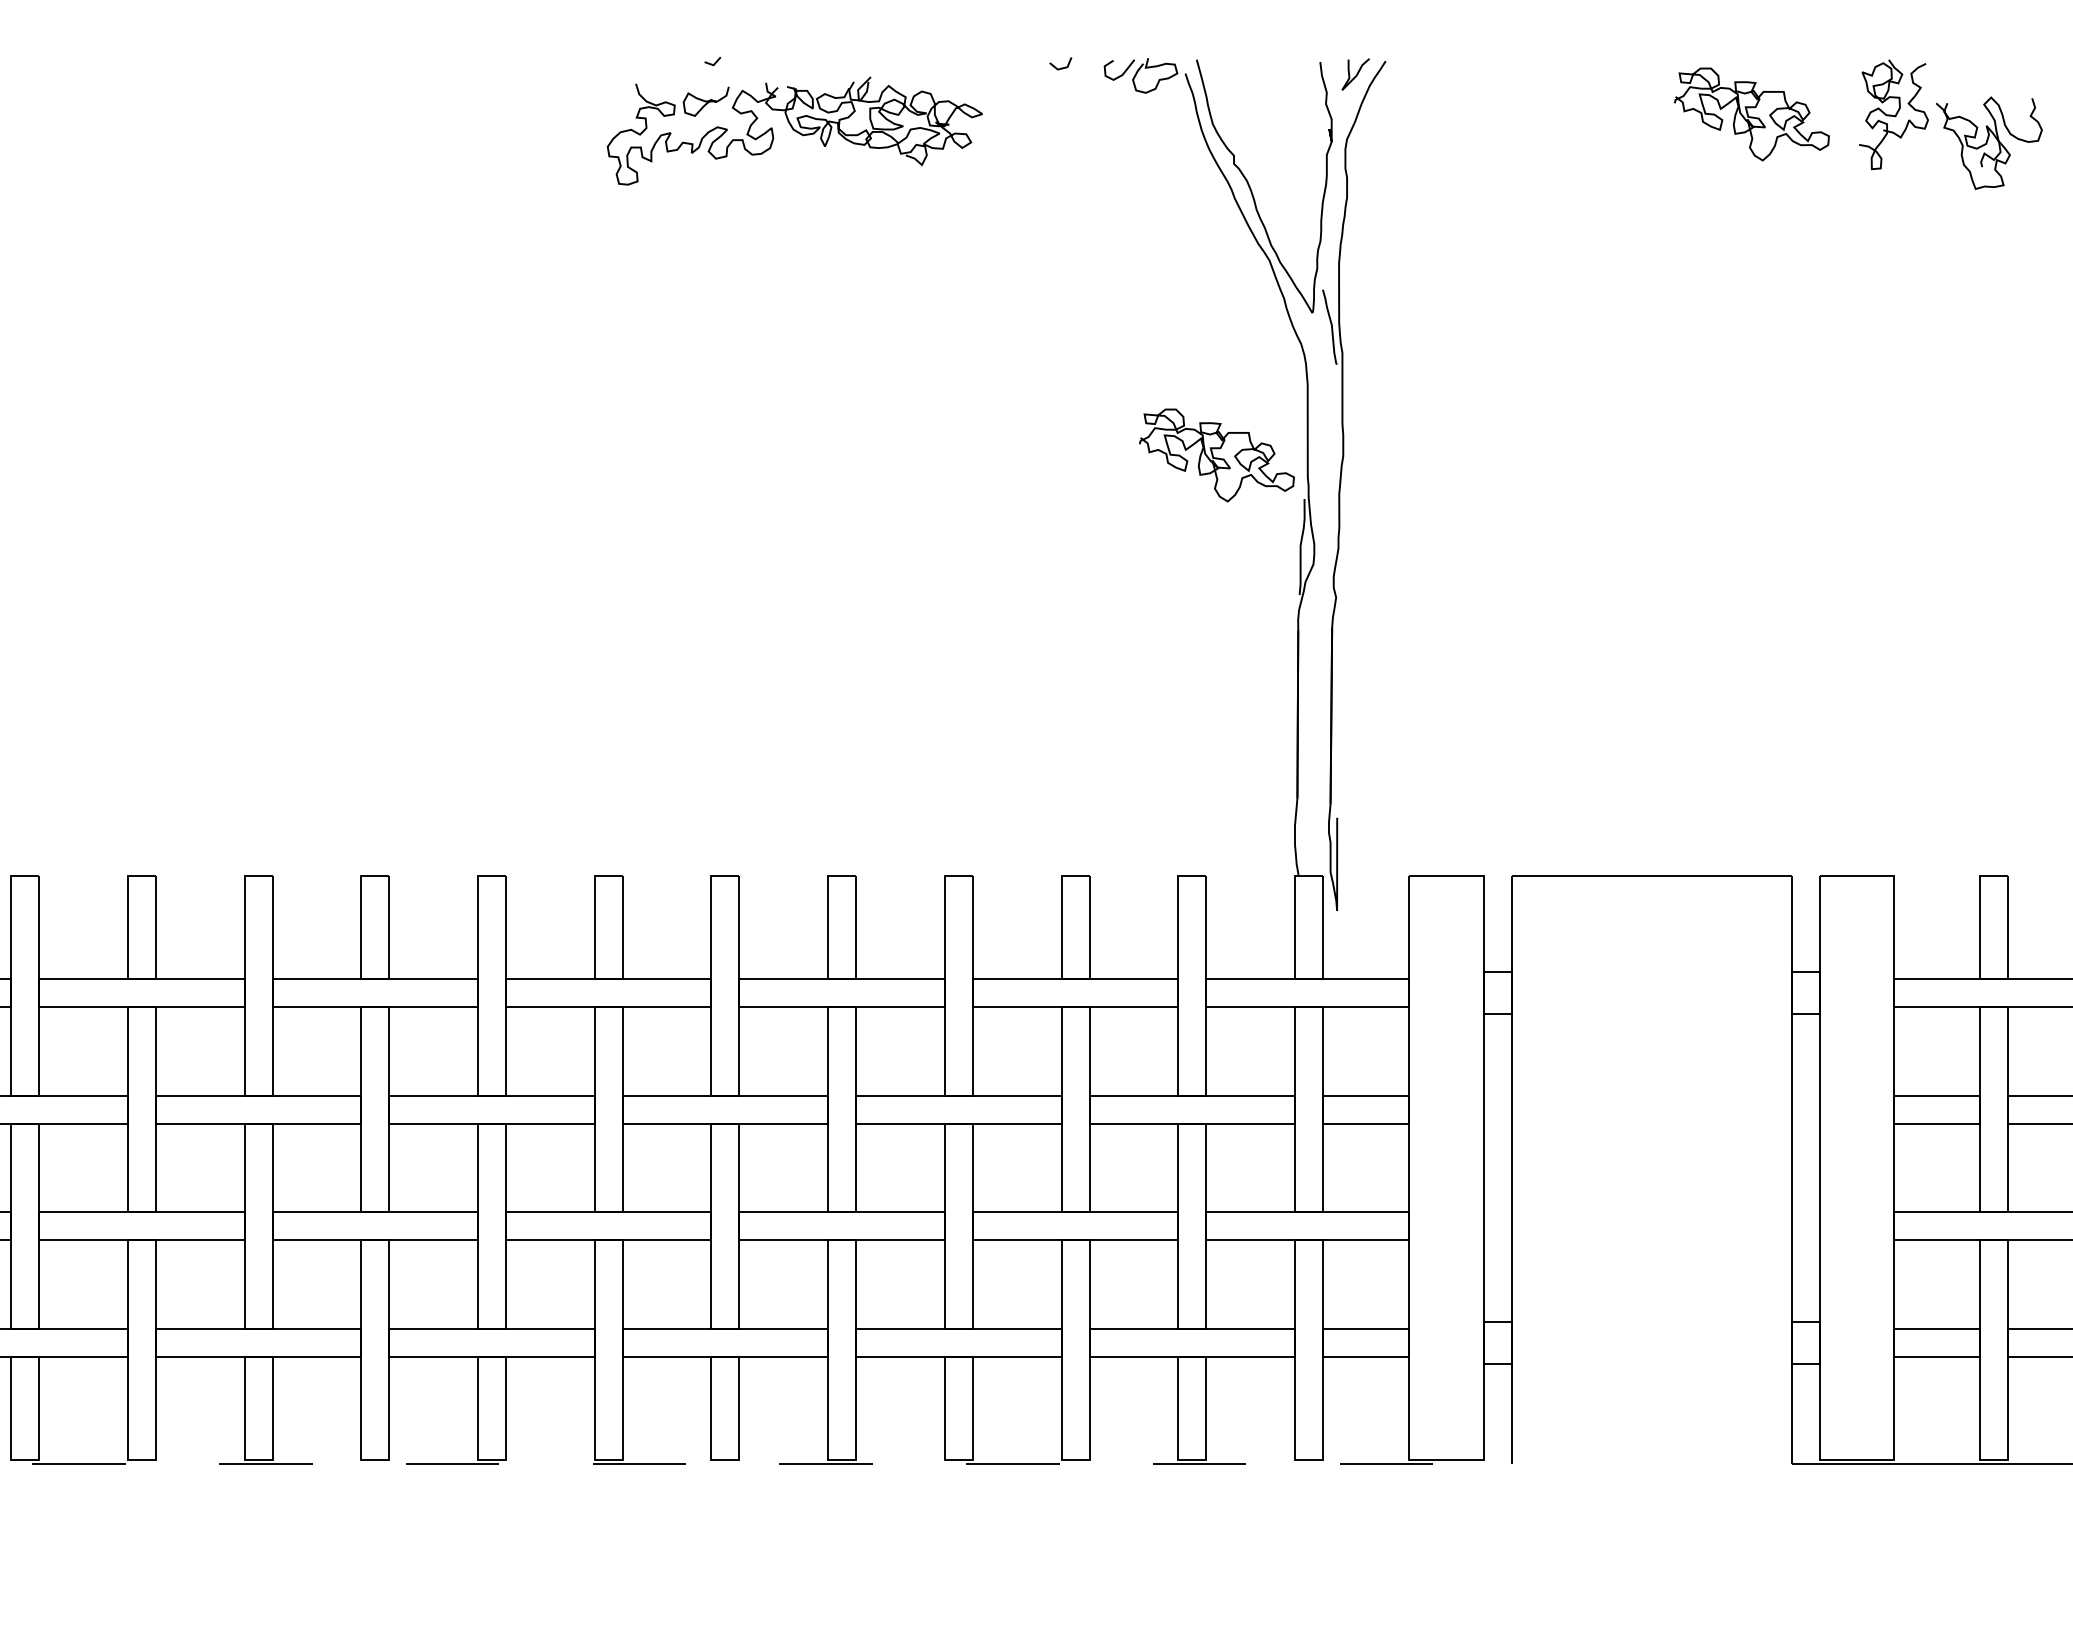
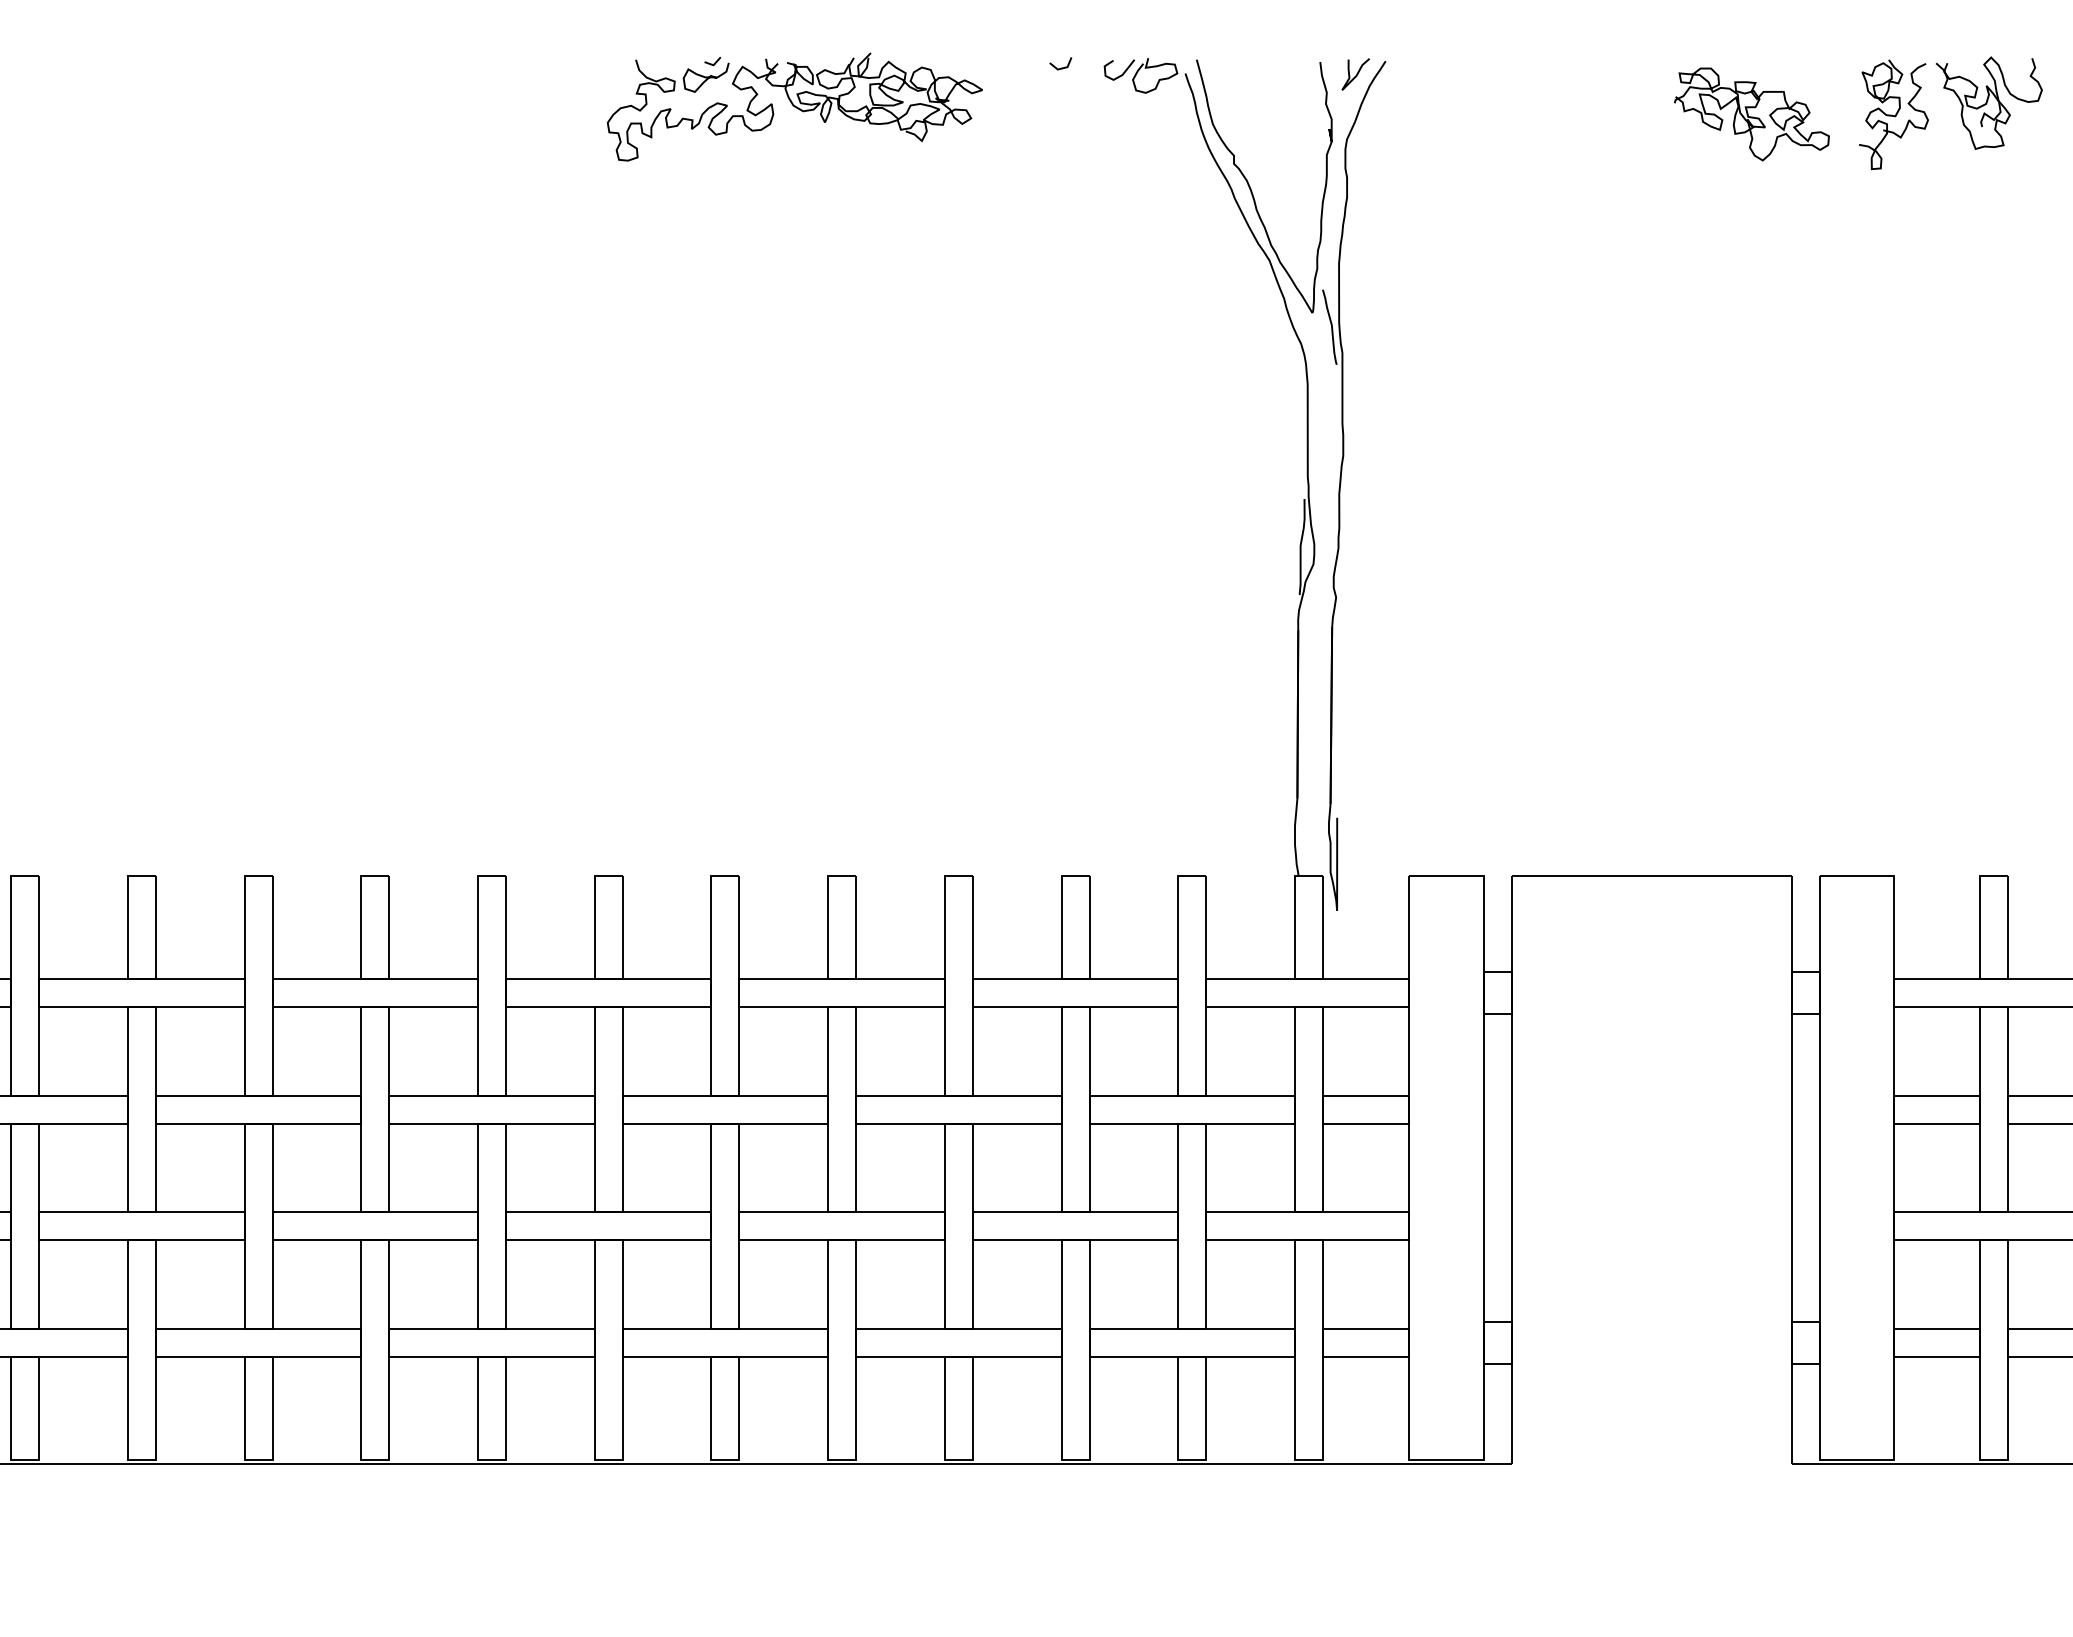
part position: (794, 130) -> (794, 106) (794, 106)
part position: (1989, 142) -> (1989, 102) (1989, 102)
curve: present -> none (1216, 457)
line: dashed -> solid (755, 1464)
